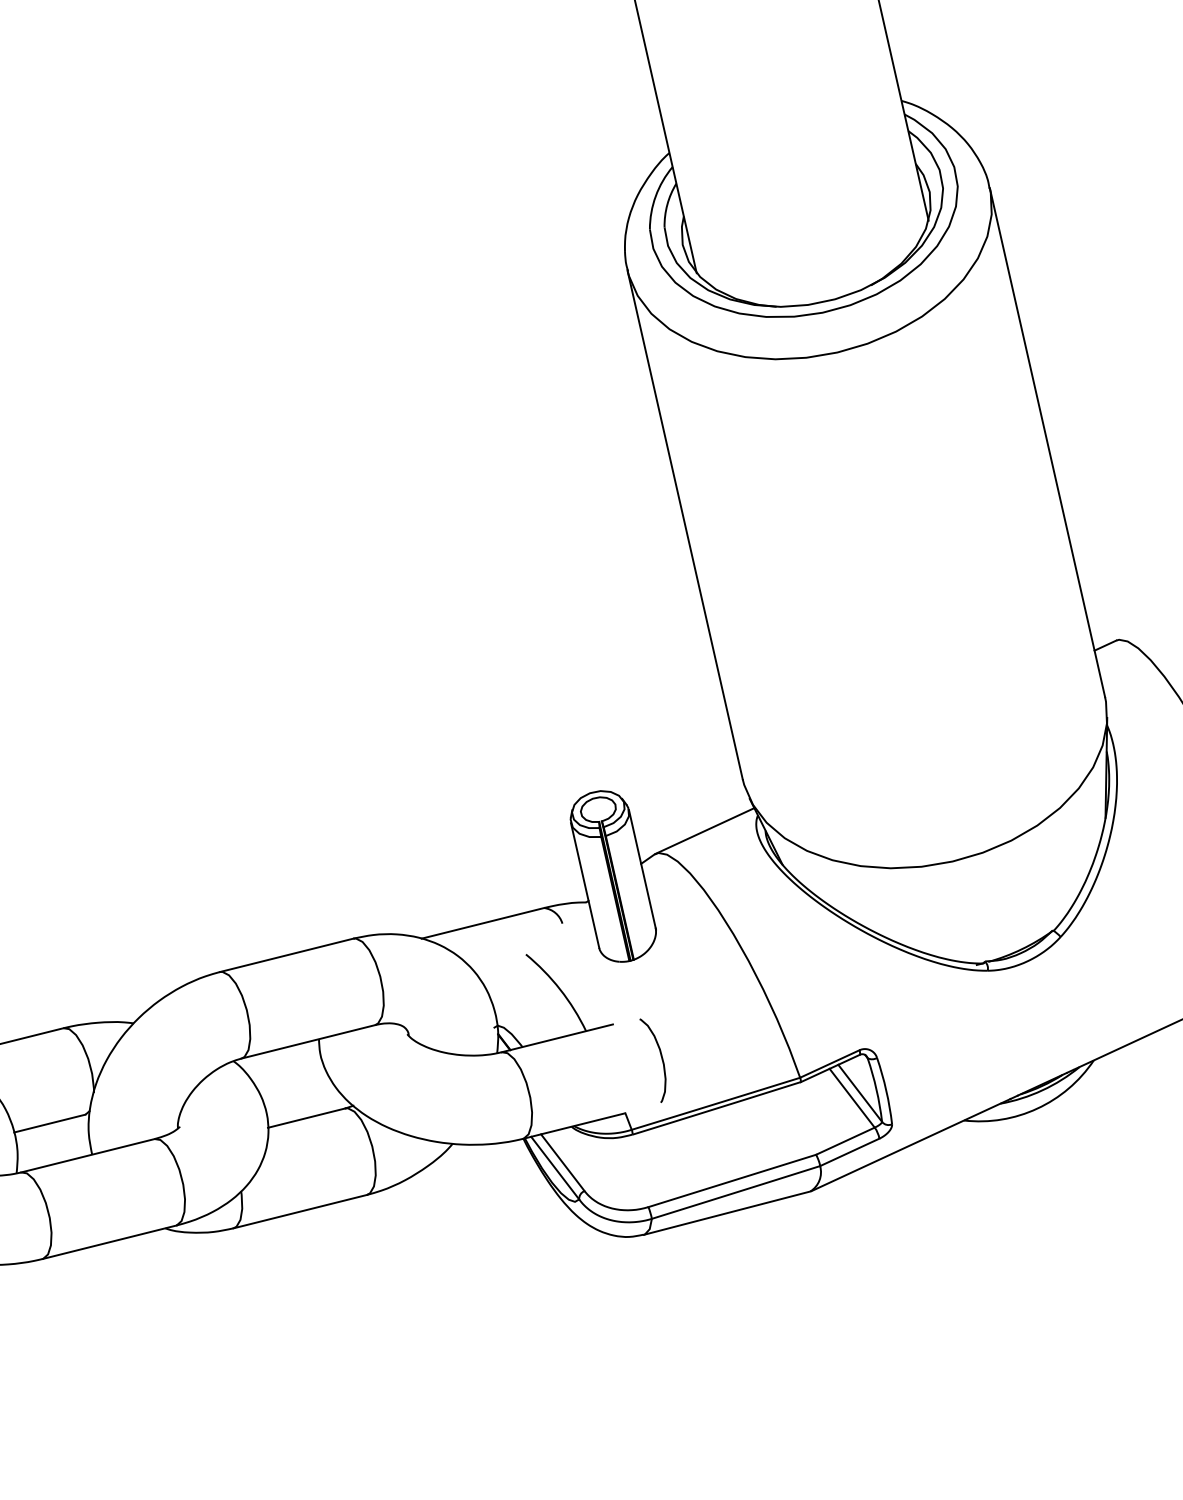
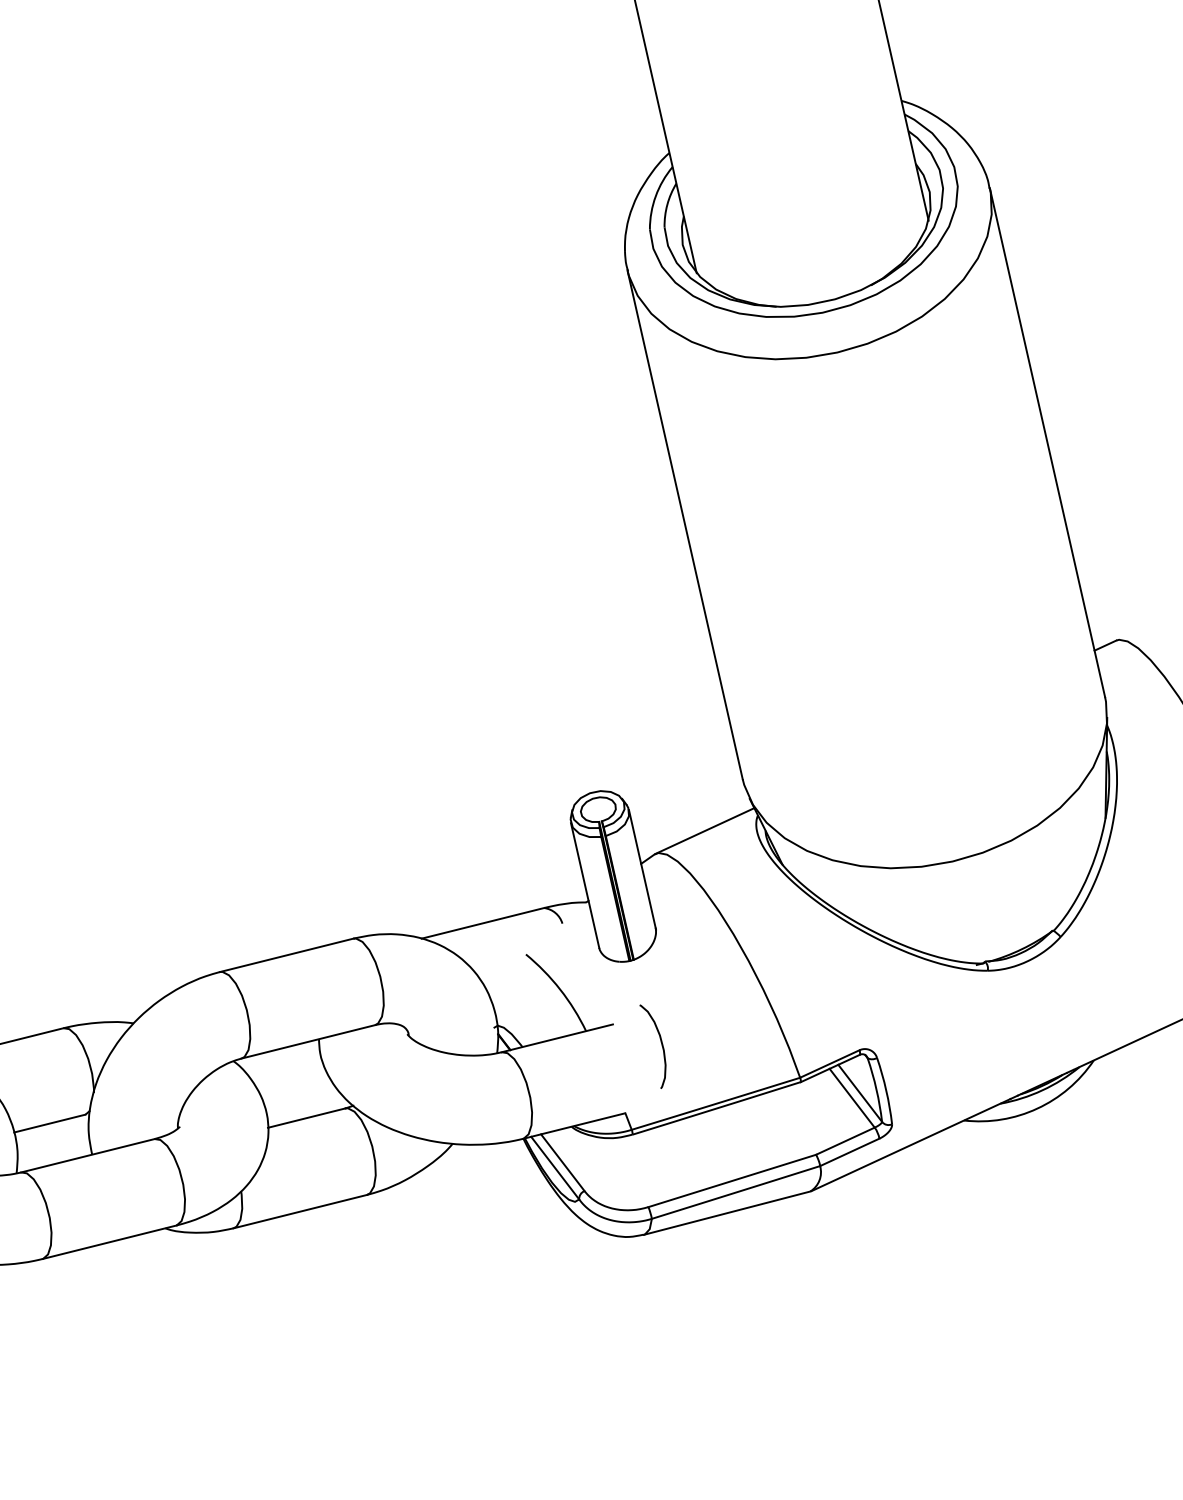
curve position: (660, 1056) -> (660, 1042) (660, 1042)
